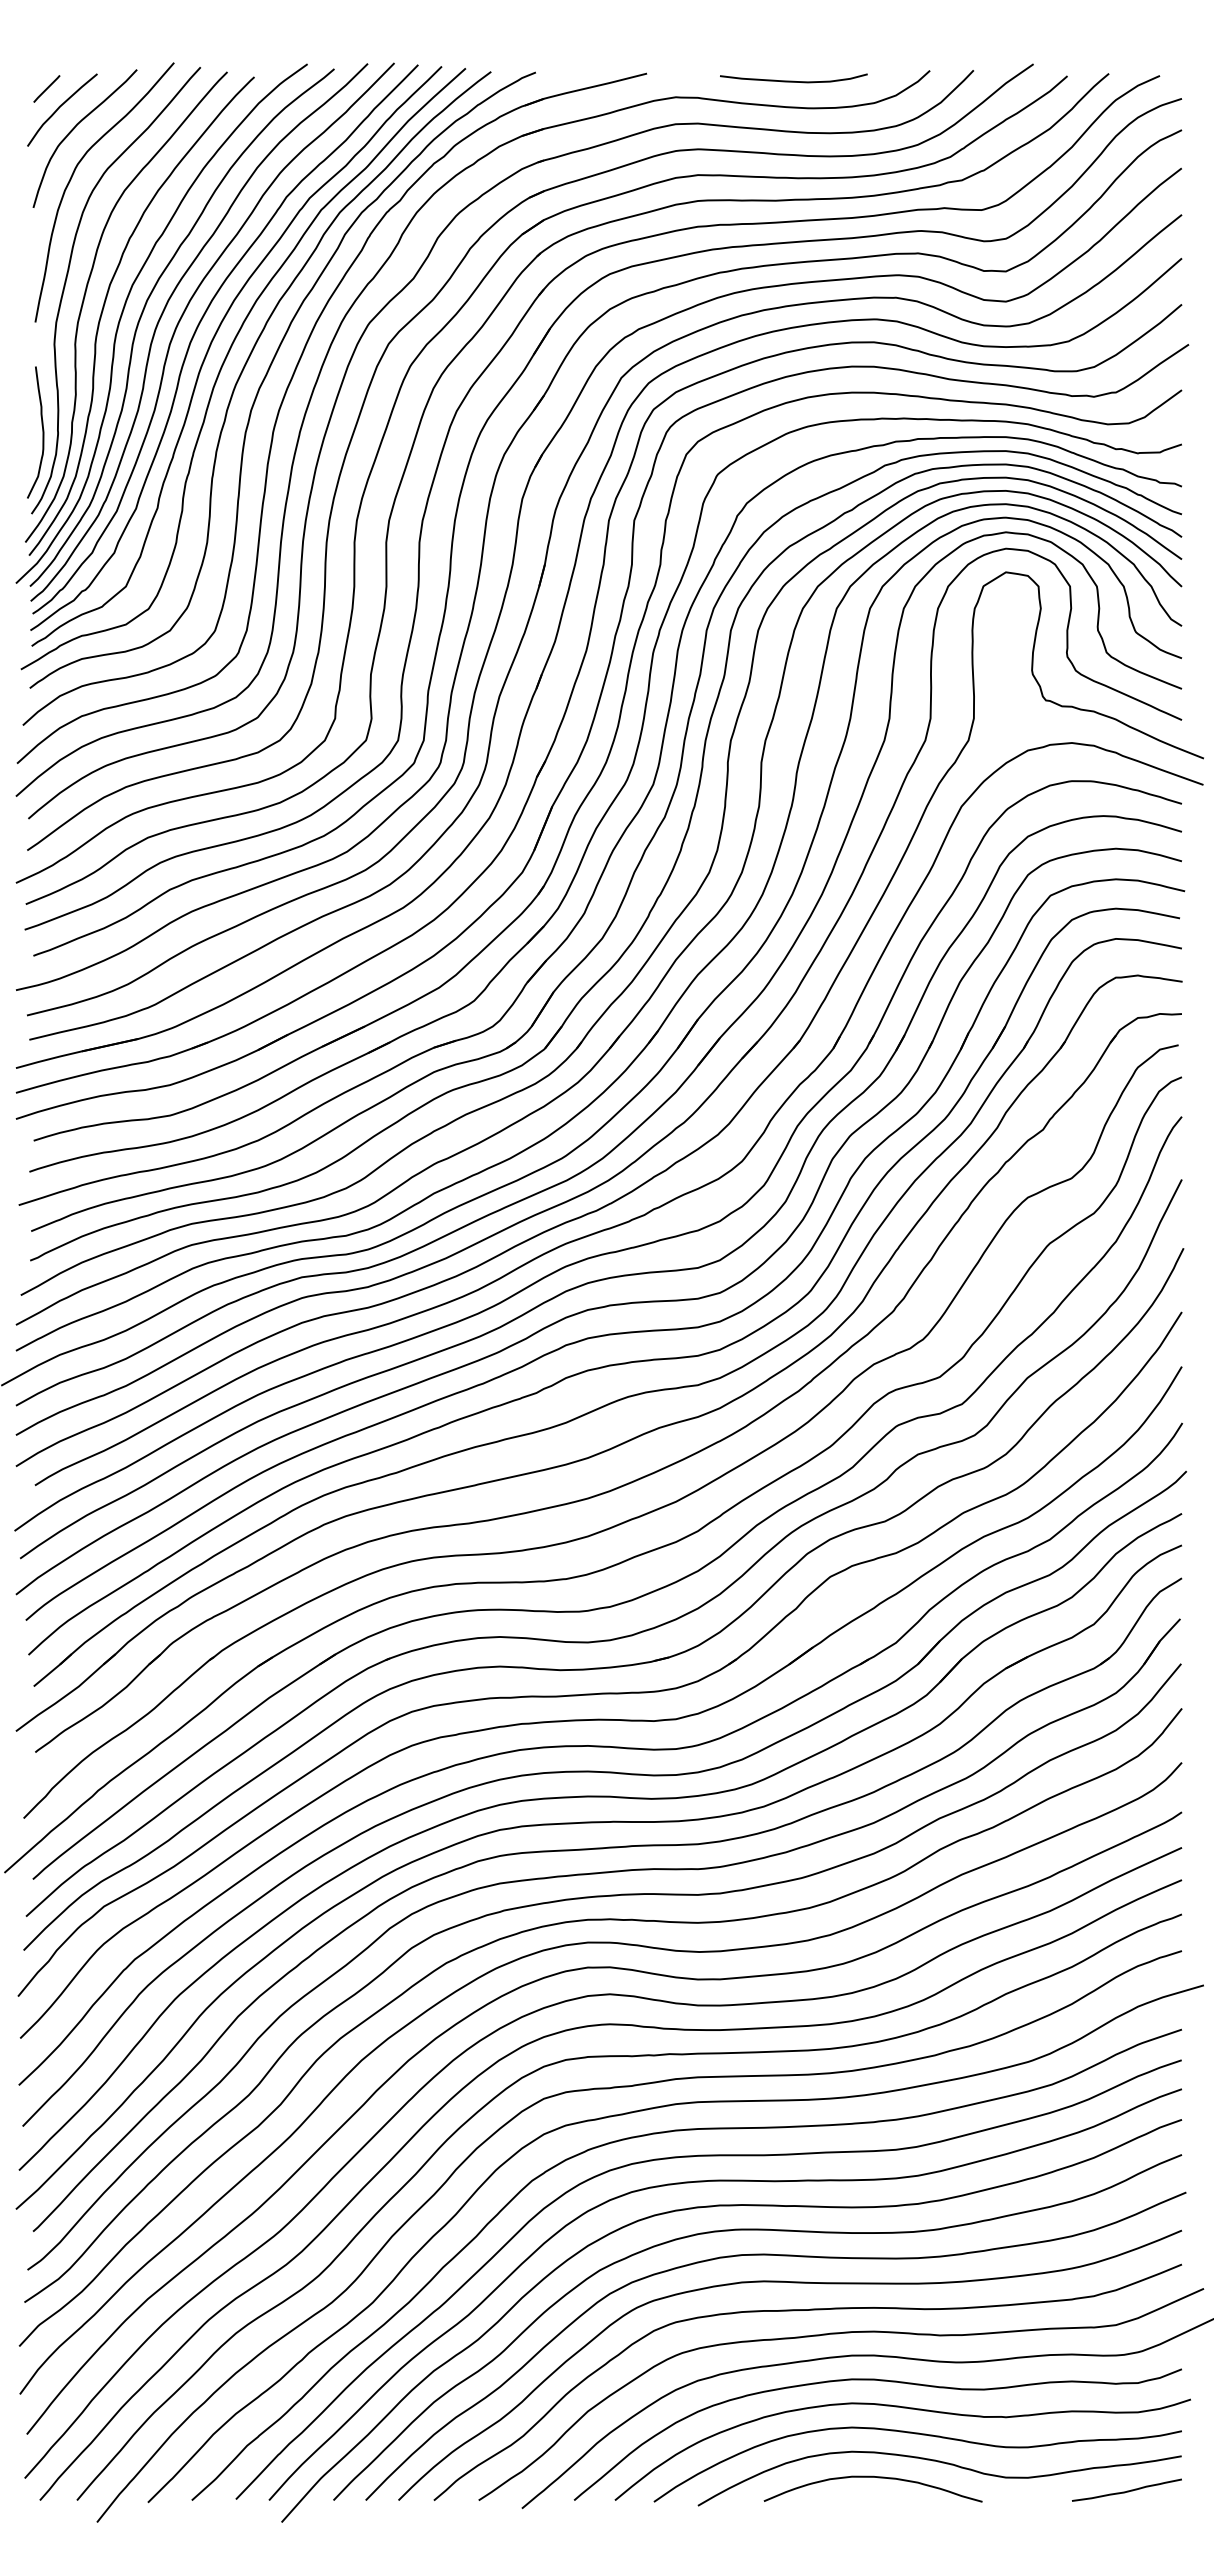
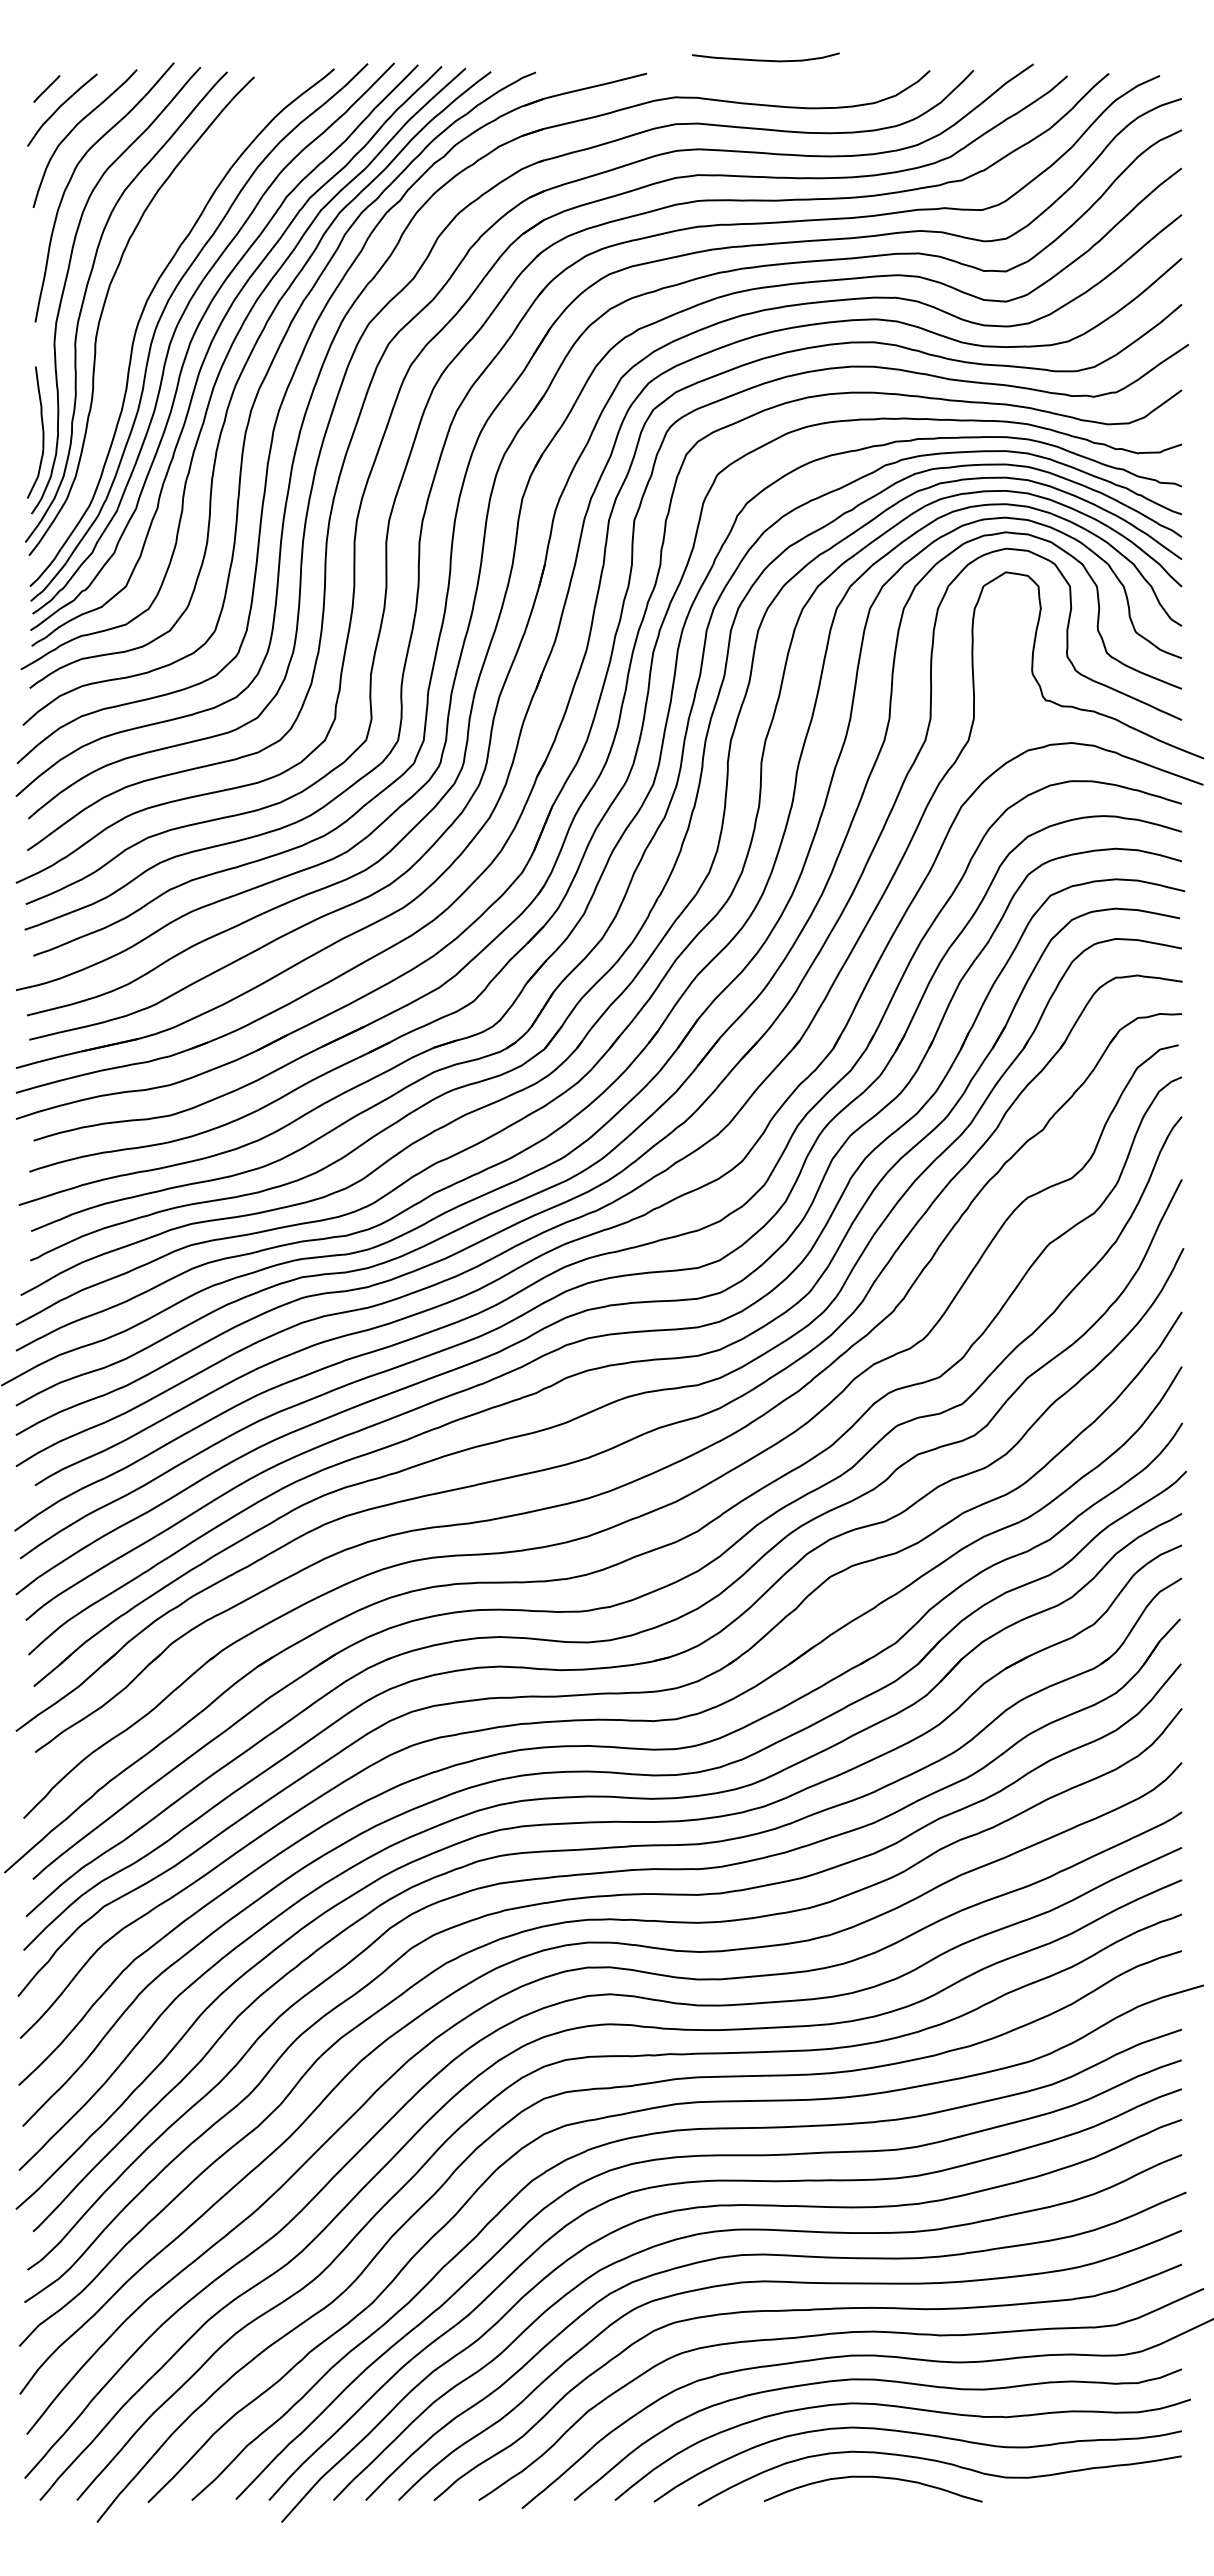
curve position: (793, 80) -> (765, 59) (765, 59)
curve: present -> none (124, 309)
curve: present -> none (1127, 2490)
